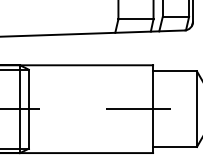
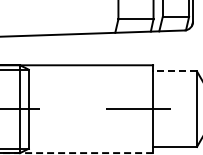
line: solid -> dashed (175, 71)
line: solid -> dashed (76, 153)
